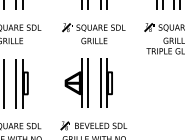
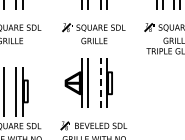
line position: (3, 83) -> (3, 91) (3, 91)
part position: (21, 83) -> (21, 91) (21, 91)
line: solid -> dashed (100, 83)
